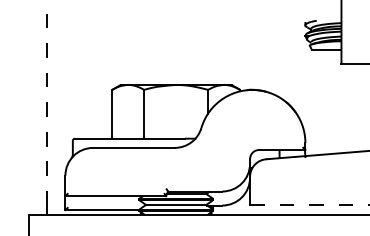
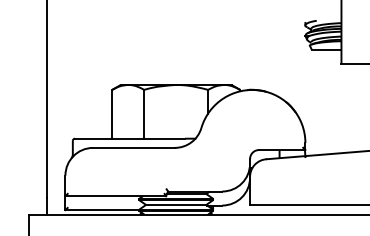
line: dashed -> solid (46, 99)
line: dashed -> solid (309, 205)
